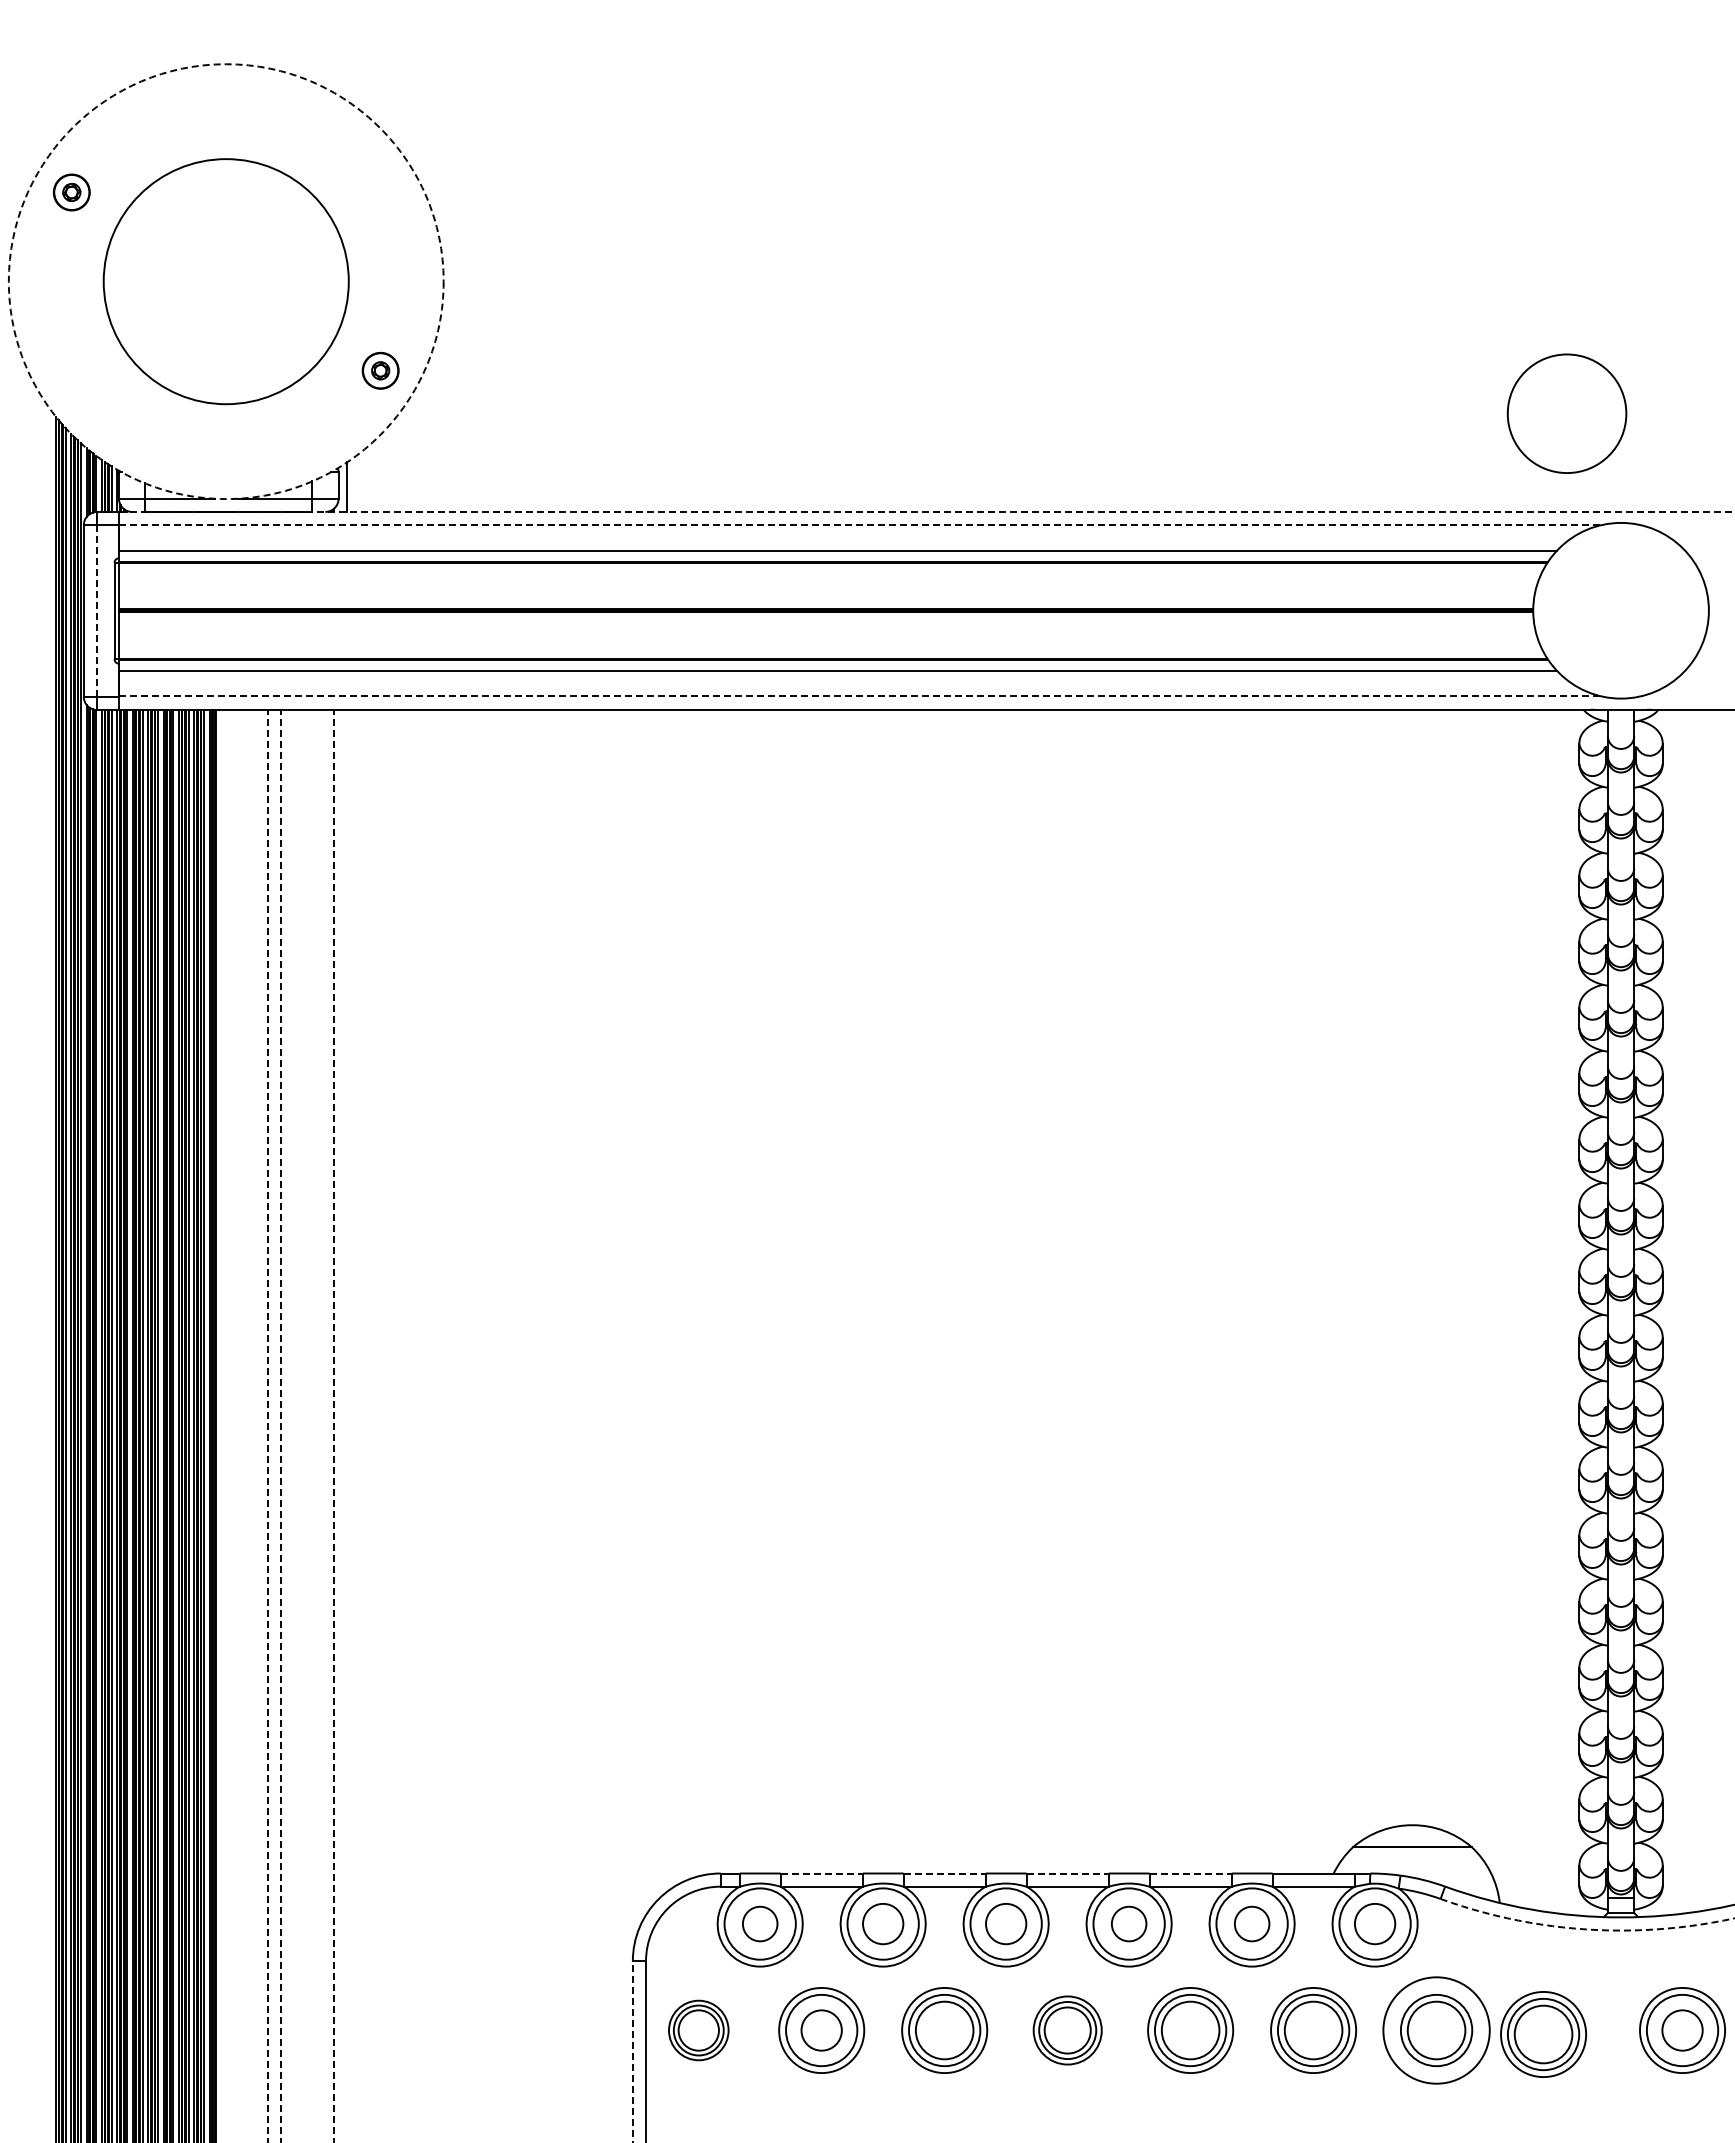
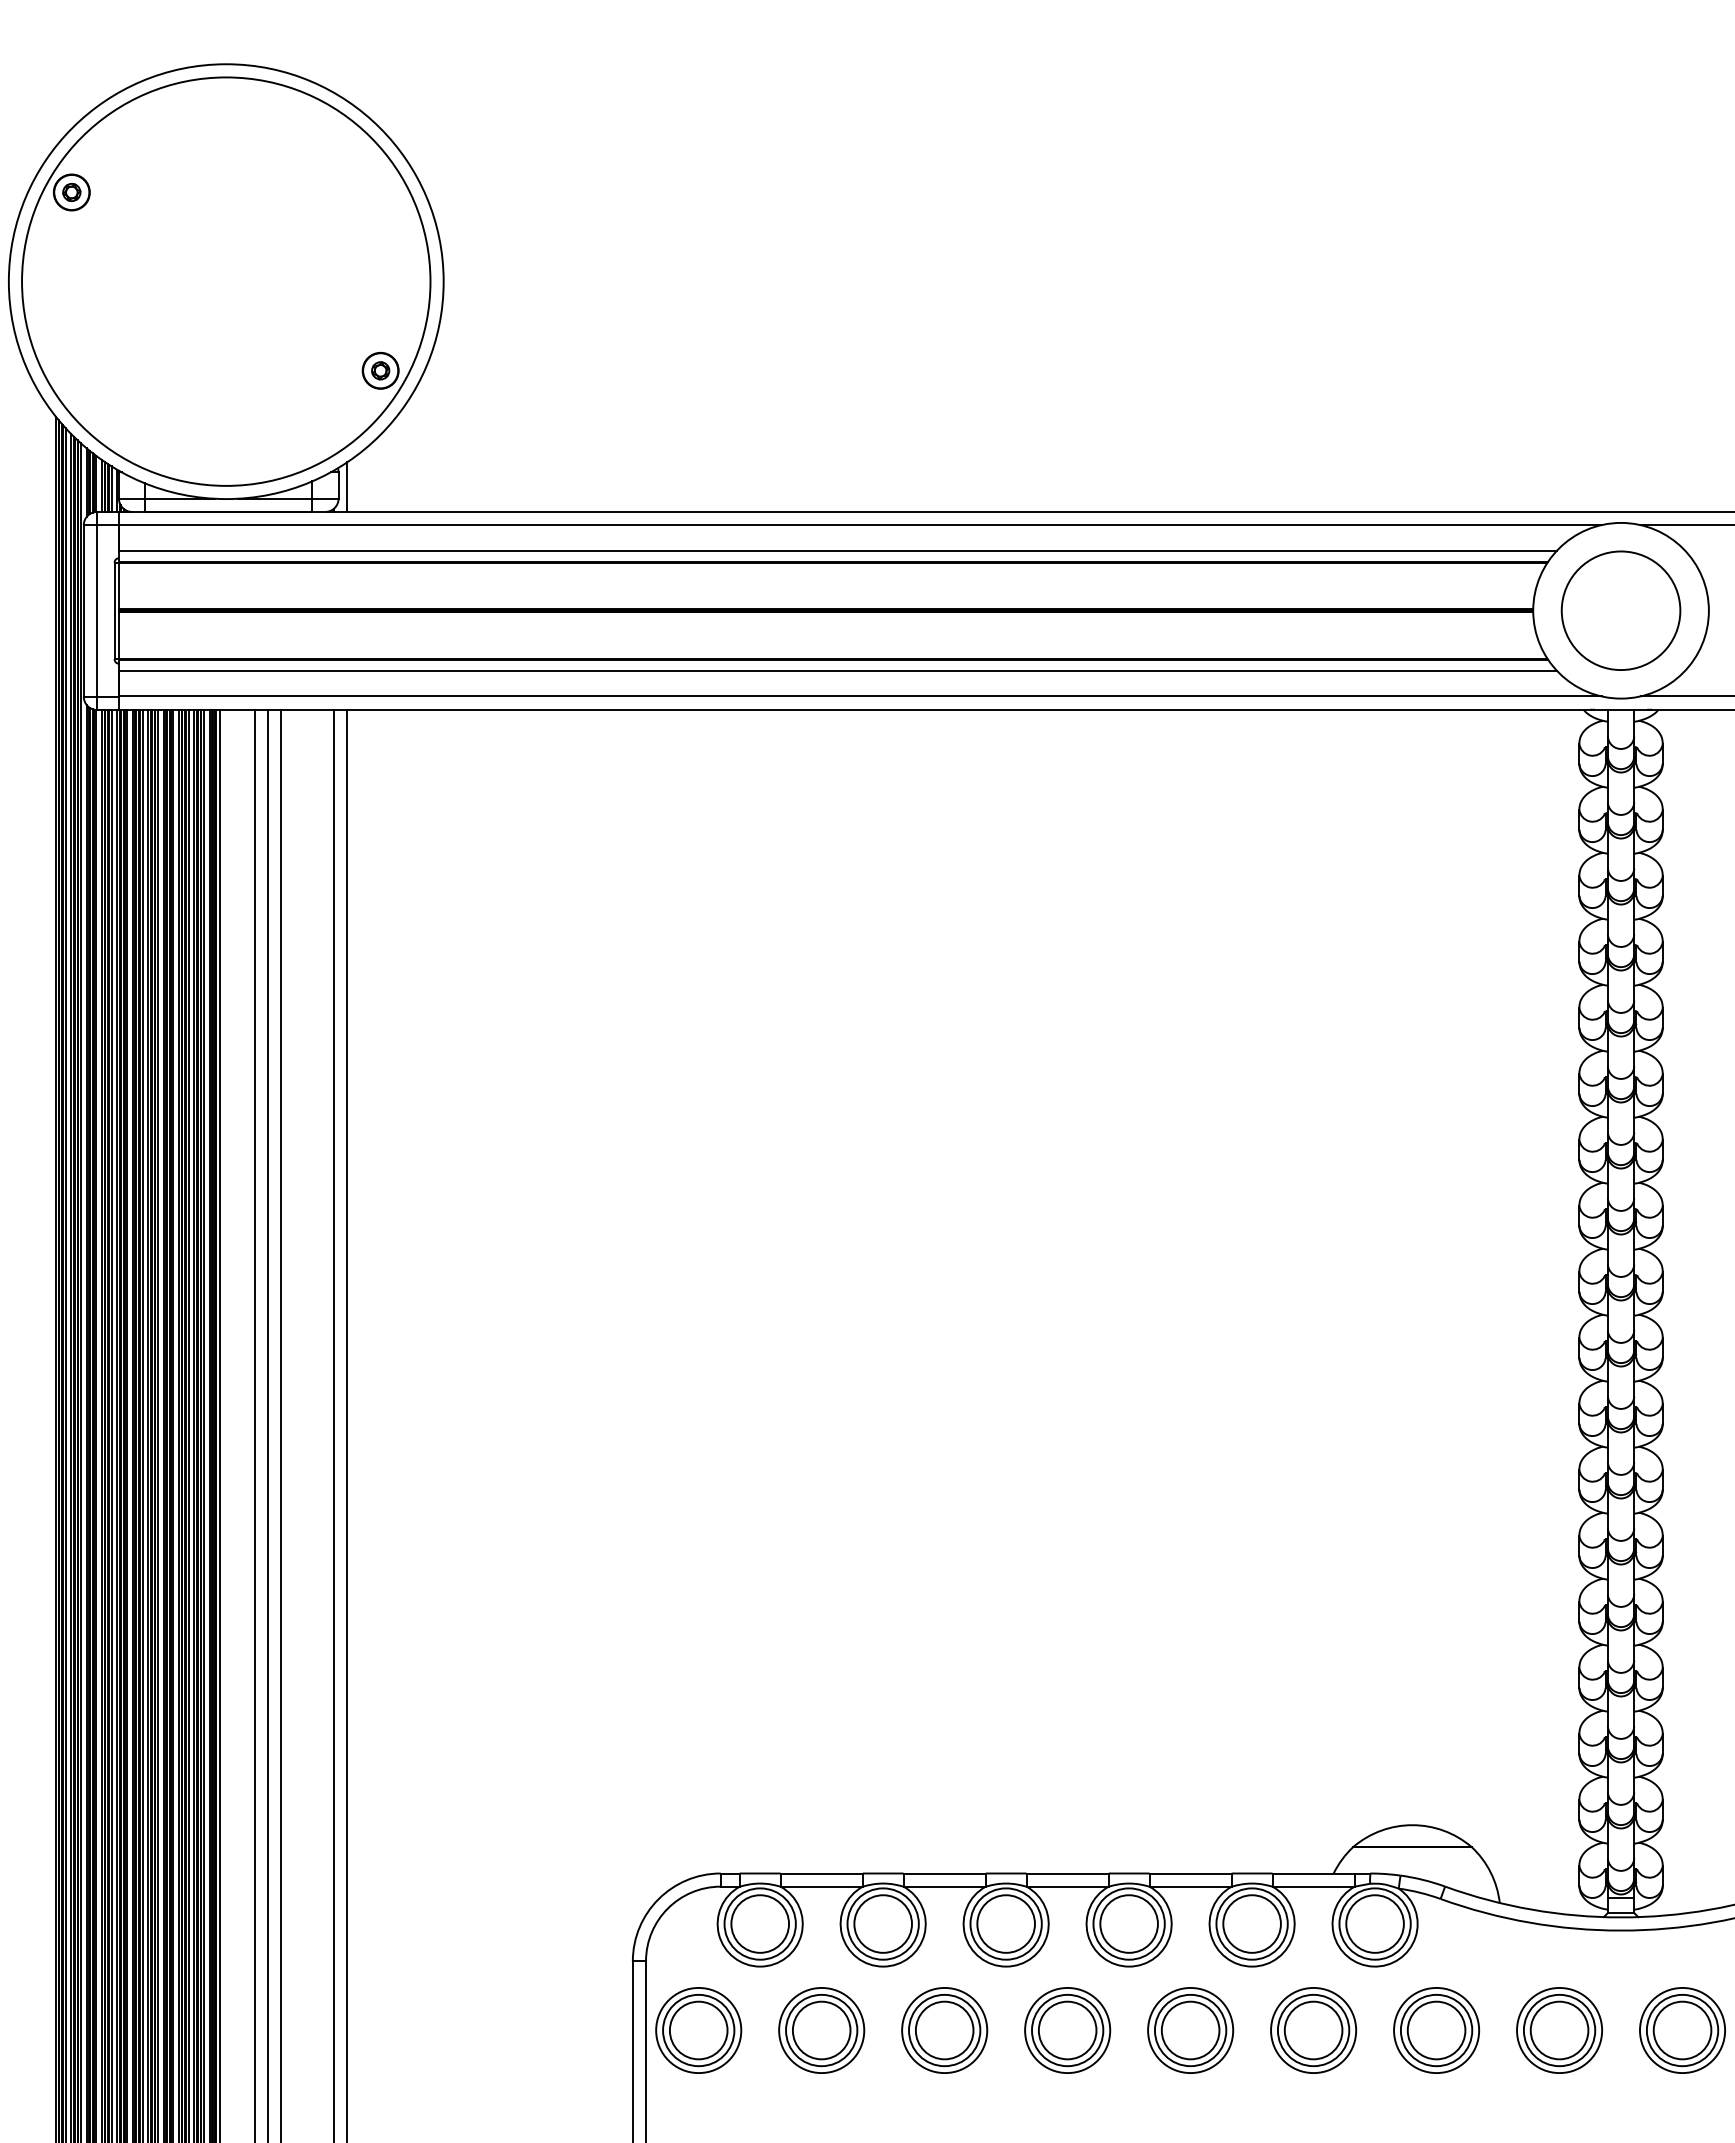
circle diameter: 245 px -> 408 px (226, 281)
circle: dashed -> solid (225, 281)
circle position: (1566, 413) -> (1620, 610) (1620, 610)
line: dashed -> solid (926, 511)
line: dashed -> solid (860, 525)
line: none -> present (1685, 525)
line: dashed -> solid (97, 610)
line: dashed -> solid (860, 696)
line: none -> present (1685, 696)
line: none -> present (219, 1424)
line: none -> present (255, 1424)
line: none -> present (347, 1424)
line: dashed -> solid (268, 1425)
line: dashed -> solid (281, 1425)
line: dashed -> solid (334, 1425)
line: dashed -> solid (822, 1873)
line: dashed -> solid (945, 1873)
line: dashed -> solid (1068, 1873)
line: dashed -> solid (1191, 1873)
circle diameter: 35 px -> 58 px (760, 1923)
circle diameter: 40 px -> 58 px (883, 1923)
circle diameter: 40 px -> 58 px (1005, 1923)
circle diameter: 35 px -> 58 px (1128, 1923)
circle diameter: 35 px -> 58 px (1251, 1923)
circle diameter: 40 px -> 58 px (1374, 1923)
arc: dashed -> solid (1586, 1929)
part size: 62x63 px -> 88x87 px (698, 2030)
circle diameter: 40 px -> 58 px (821, 2030)
part size: 71x71 px -> 88x87 px (1067, 2030)
circle diameter: 106 px -> 85 px (1436, 2030)
circle diameter: 40 px -> 58 px (1682, 2030)
part position: (1543, 2034) -> (1559, 2030) (1559, 2030)
line: dashed -> solid (632, 2051)
